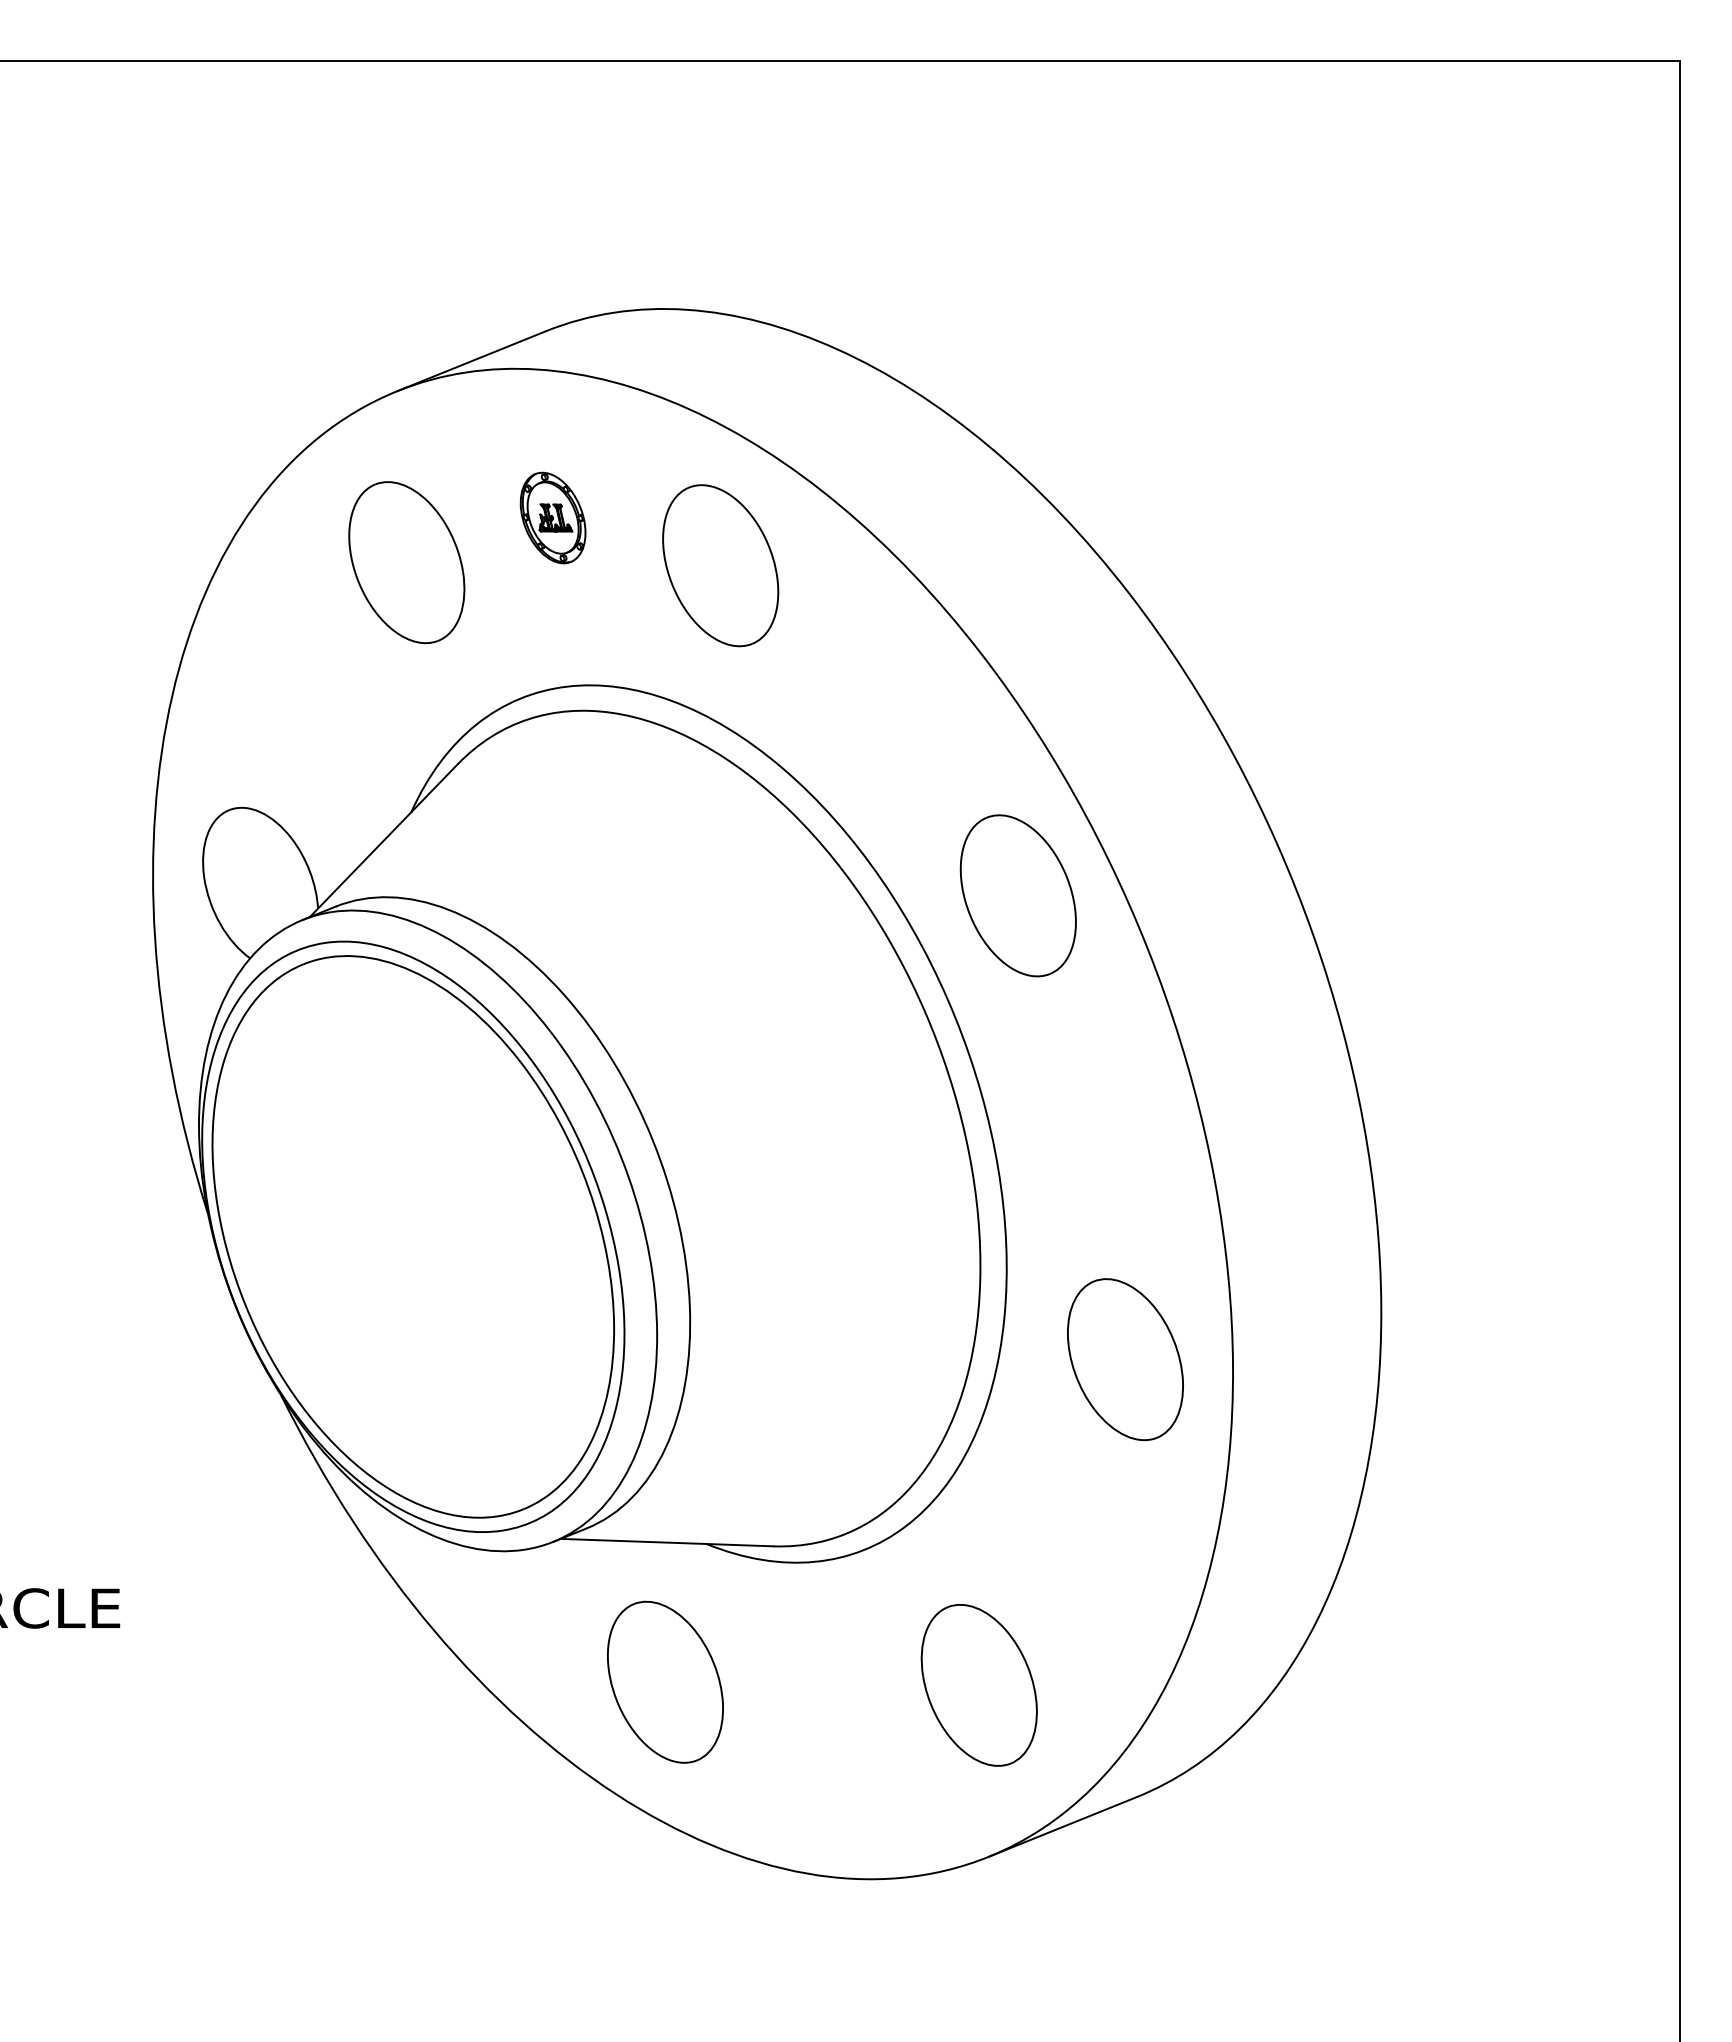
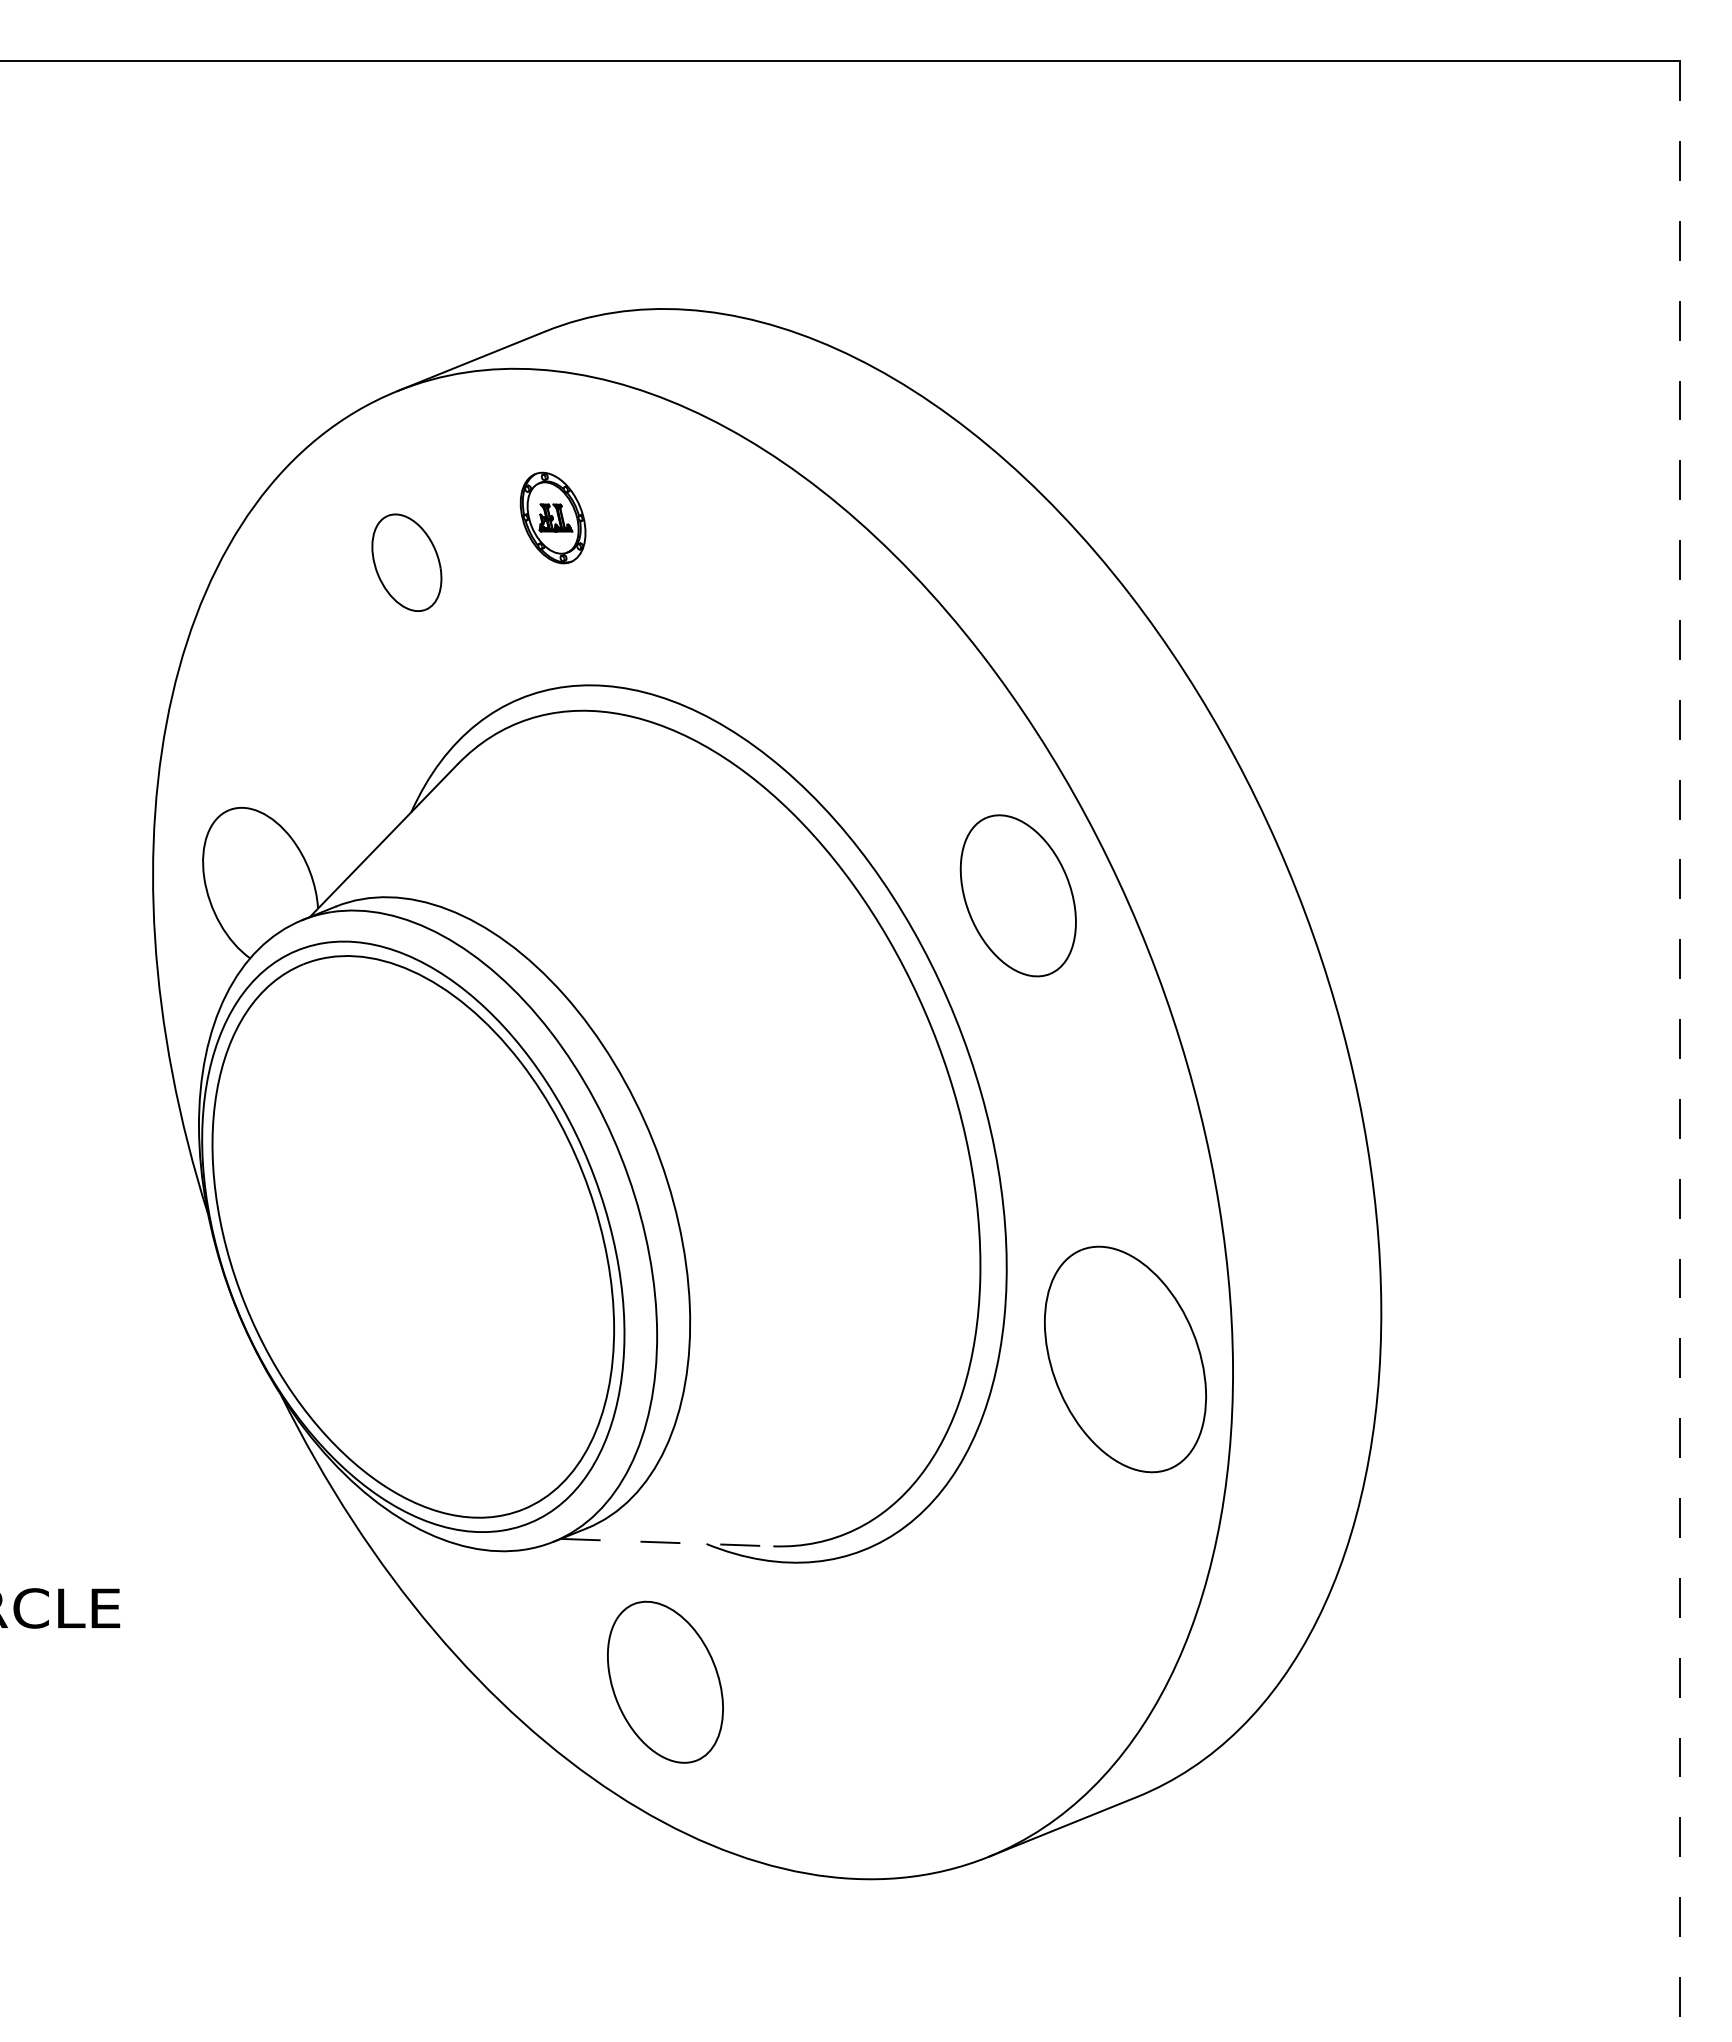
part size: 118x164 px -> 72x99 px (406, 562)
part: present -> none (720, 565)
line: solid -> dashed (1680, 1051)
part size: 117x164 px -> 164x229 px (1125, 1359)
line: solid -> dashed (667, 1542)
part: present -> none (978, 1685)
